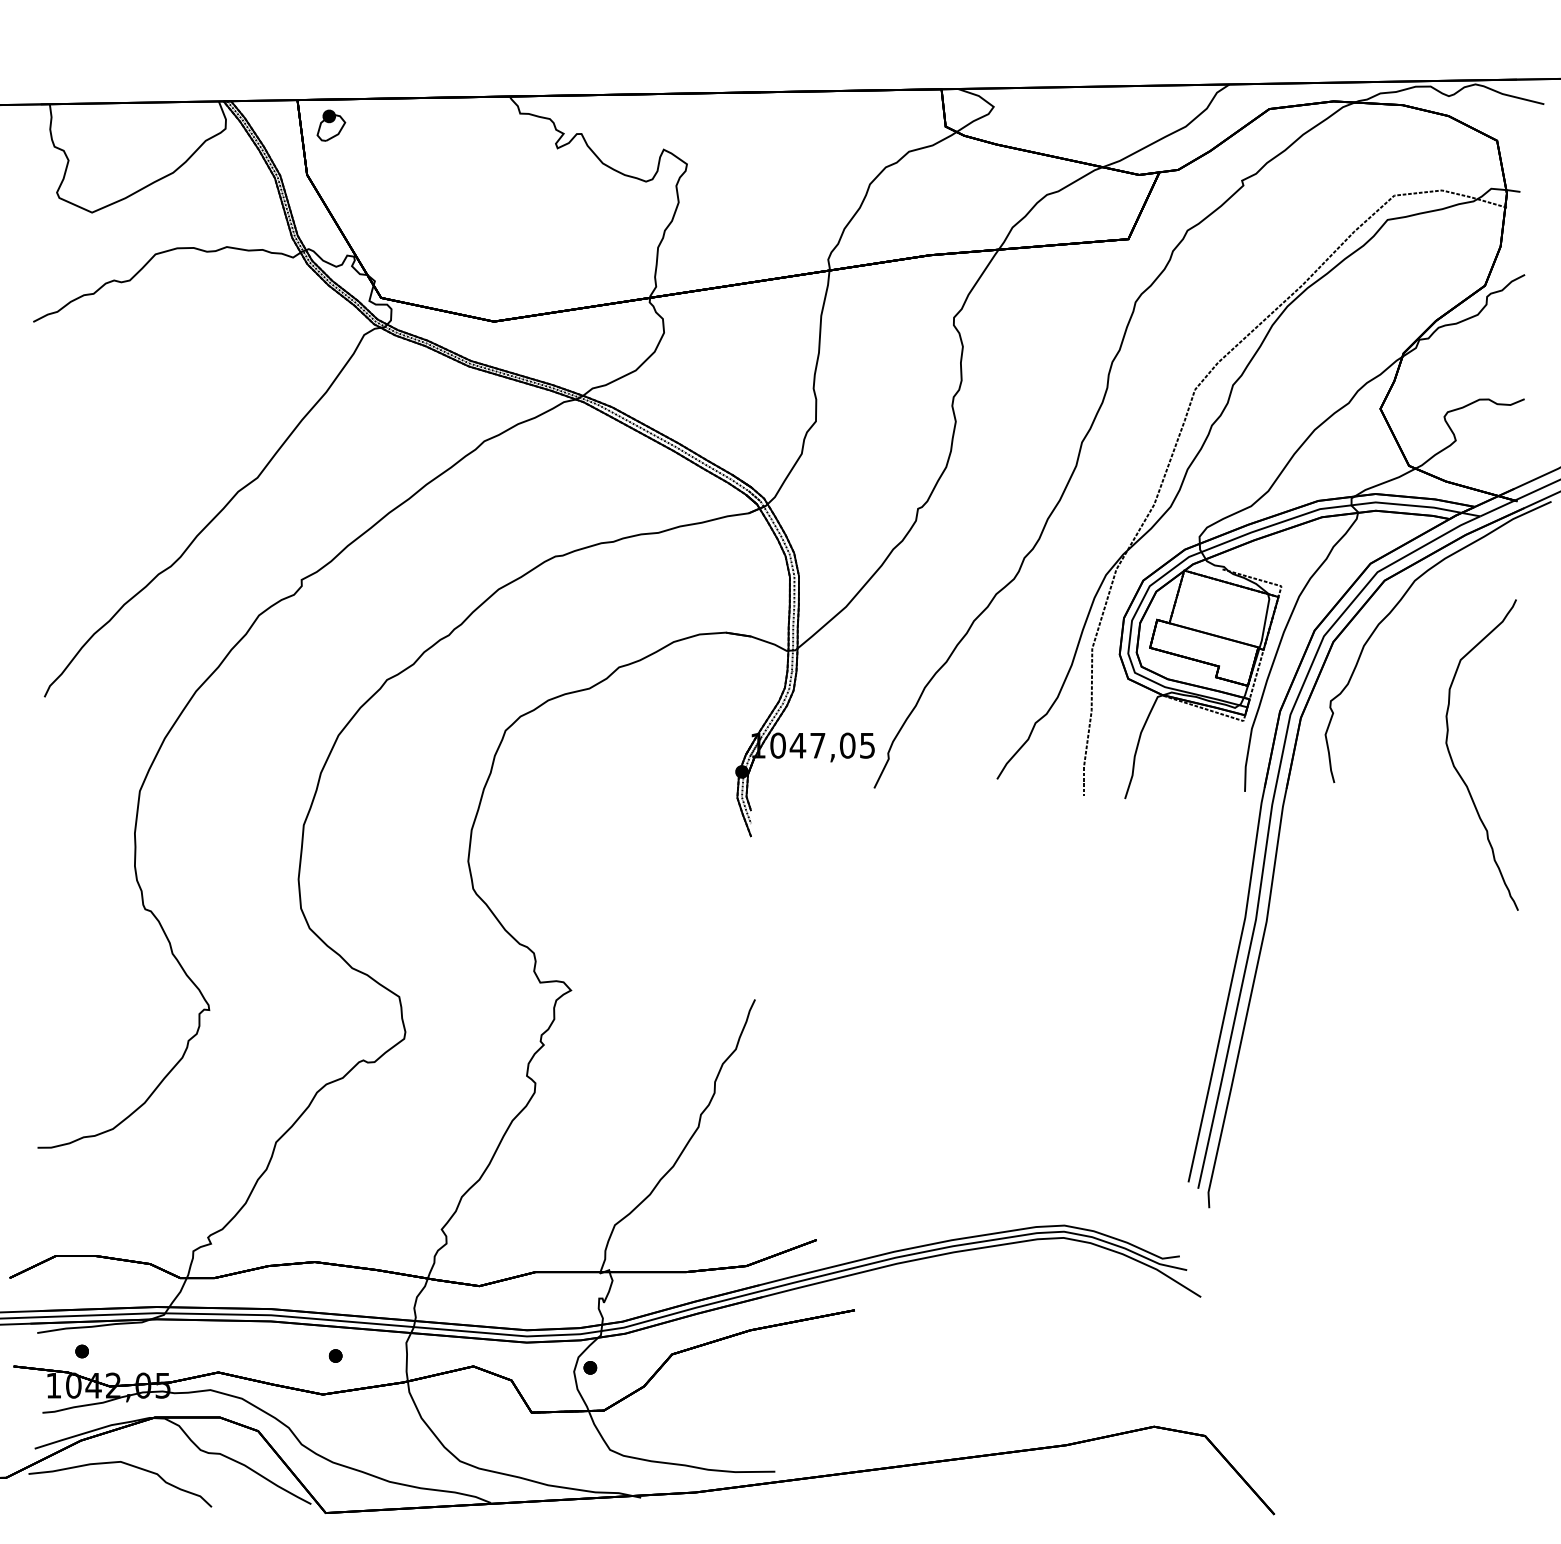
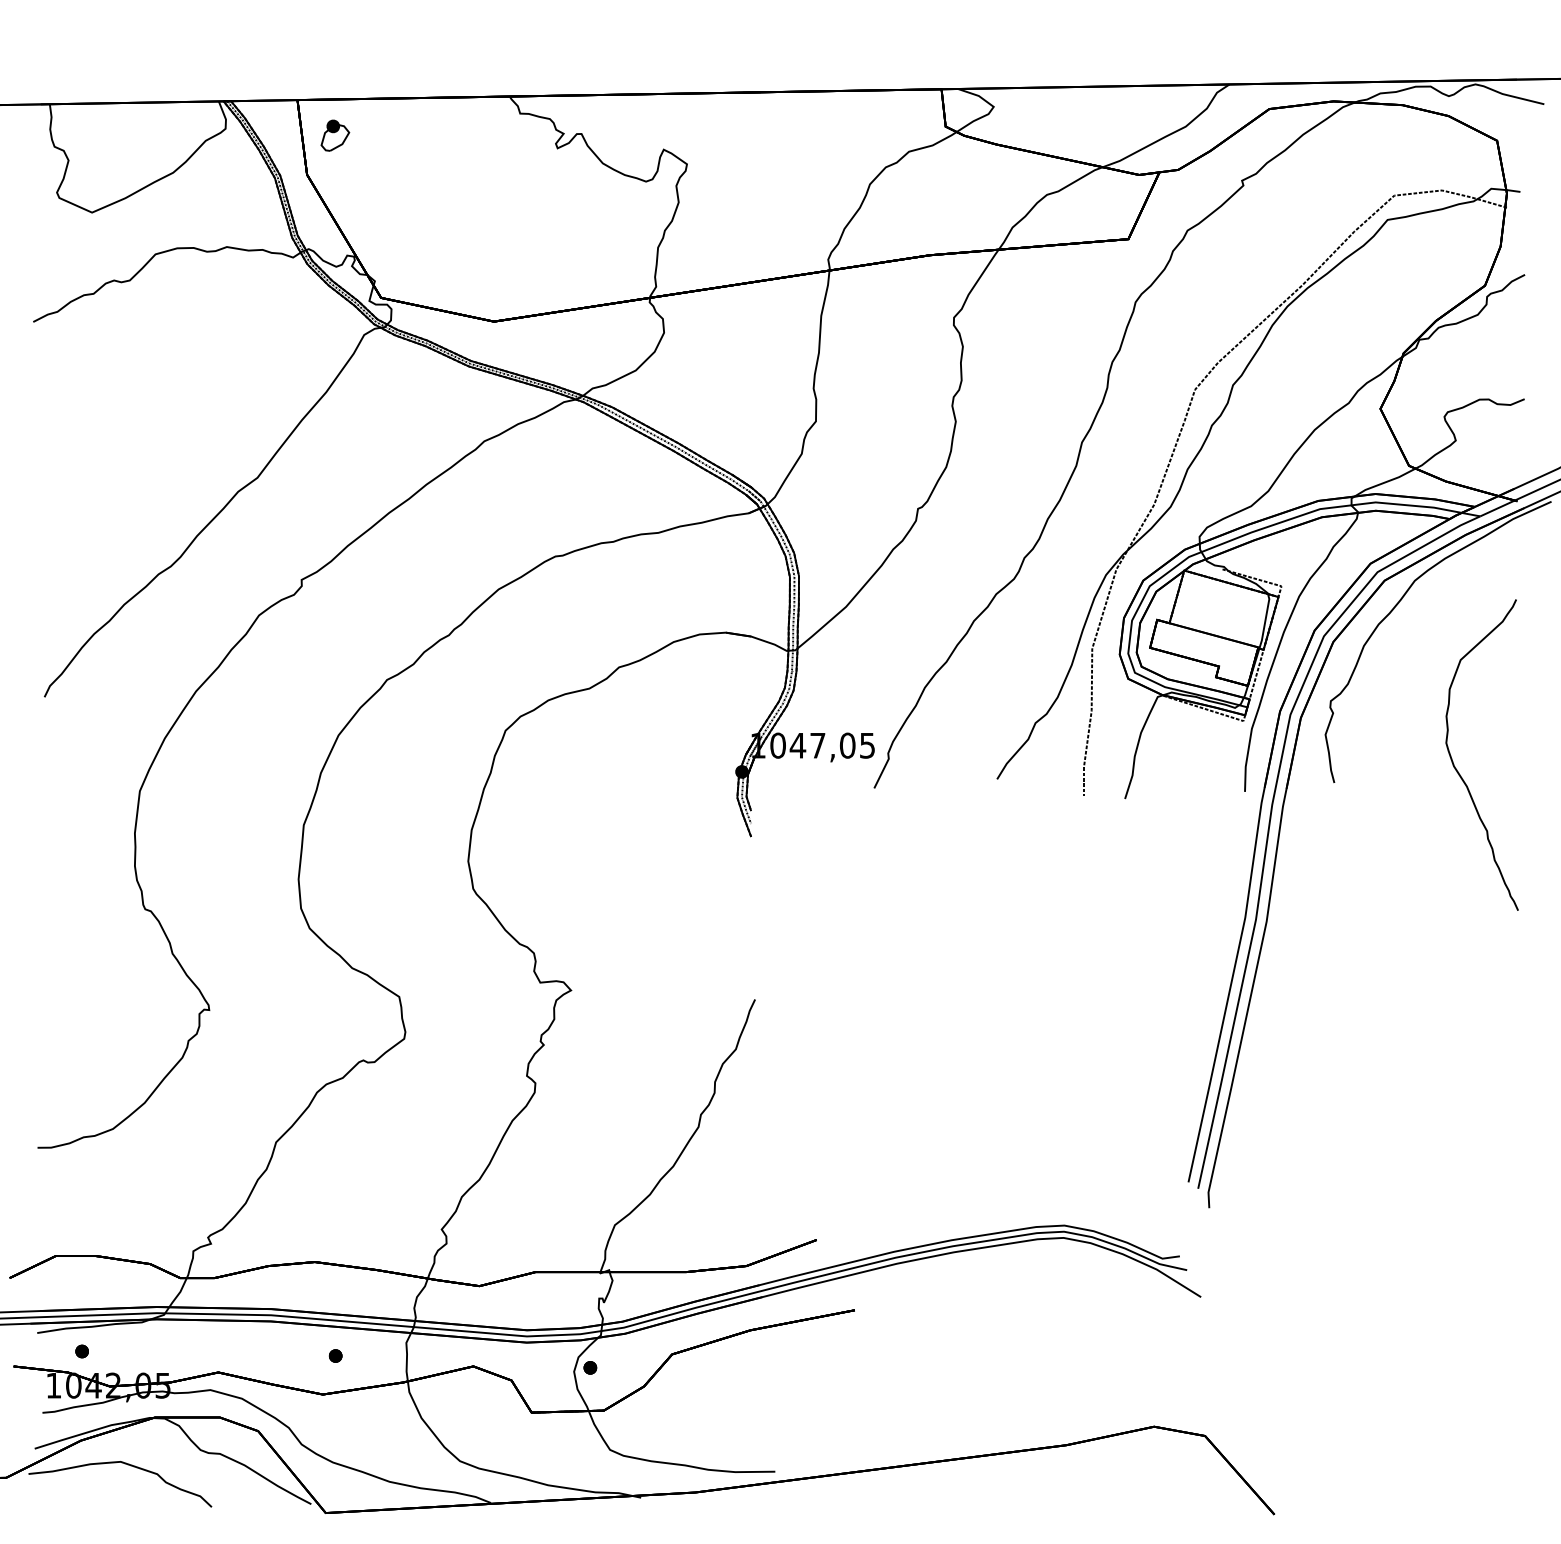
part position: (331, 125) -> (335, 135) (335, 135)
